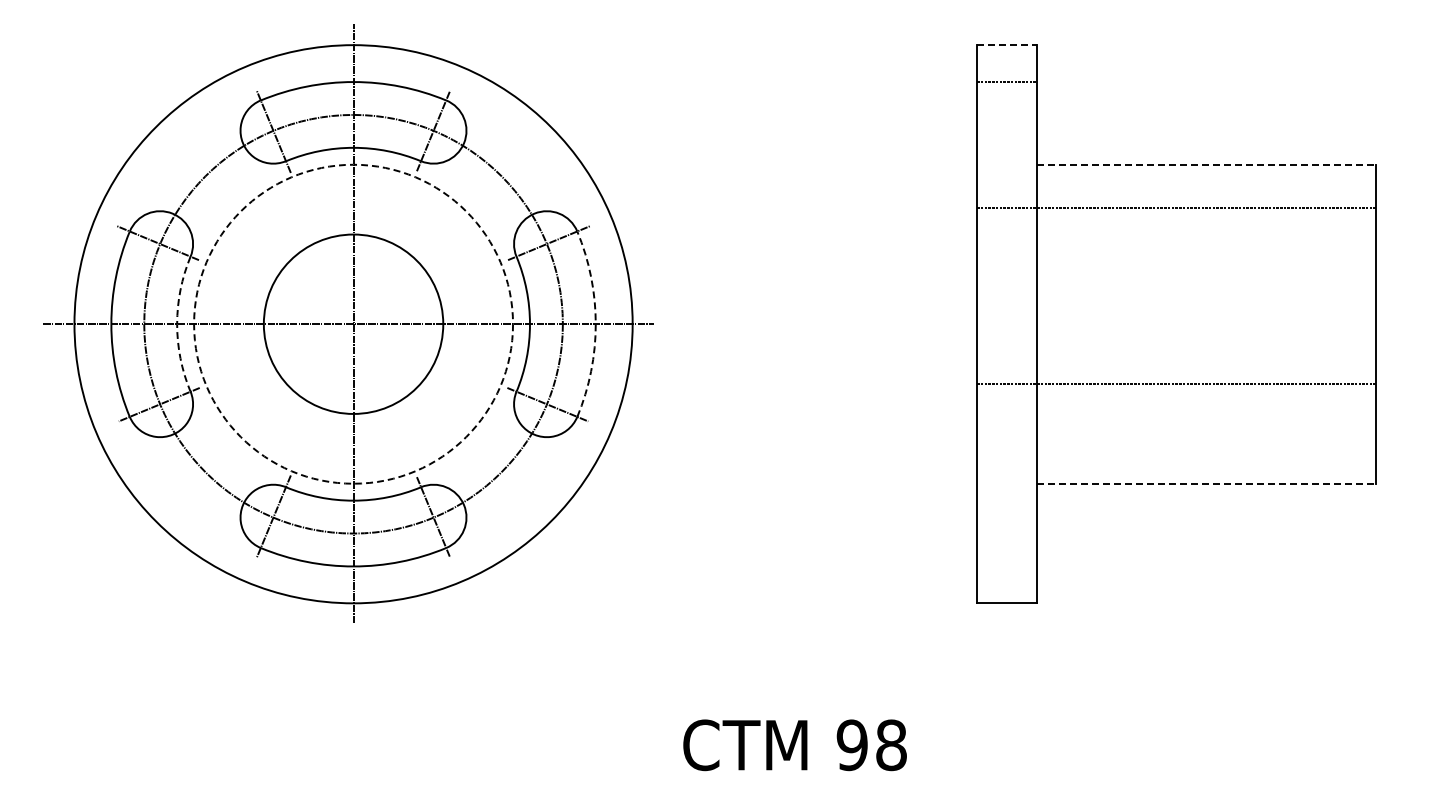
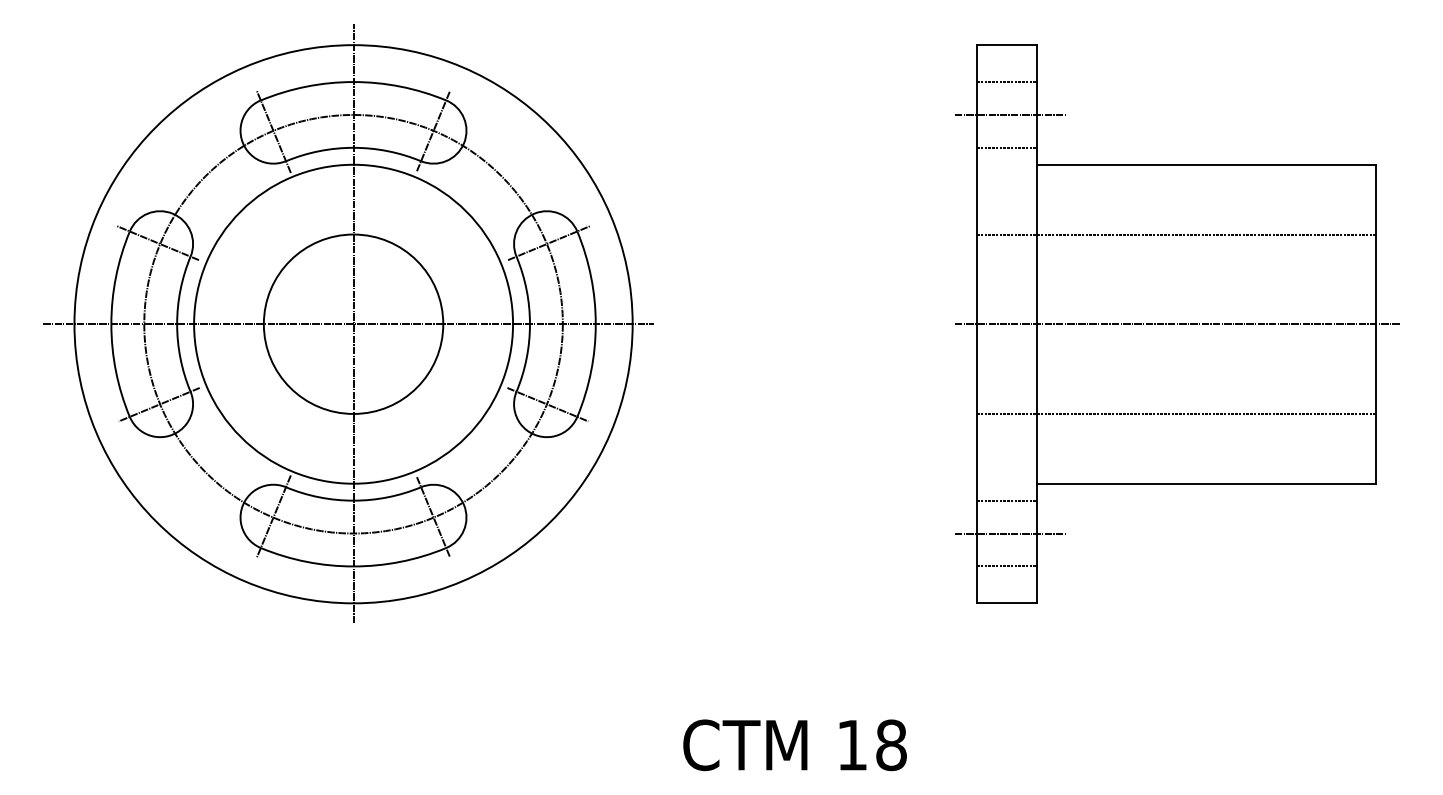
line: dashed -> solid (1007, 45)
line: none -> present (1010, 114)
line: none -> present (1007, 147)
line: dashed -> solid (1206, 164)
line position: (1176, 207) -> (1176, 234) (1176, 234)
circle: dashed -> solid (353, 323)
arc: dashed -> solid (177, 324)
arc: dashed -> solid (595, 324)
line: none -> present (1177, 324)
line position: (1176, 383) -> (1176, 413) (1176, 413)
line: dashed -> solid (1206, 483)
line: none -> present (1007, 500)
line: none -> present (1010, 533)
line: none -> present (1007, 566)
text: 98 -> 18 (851, 745)
